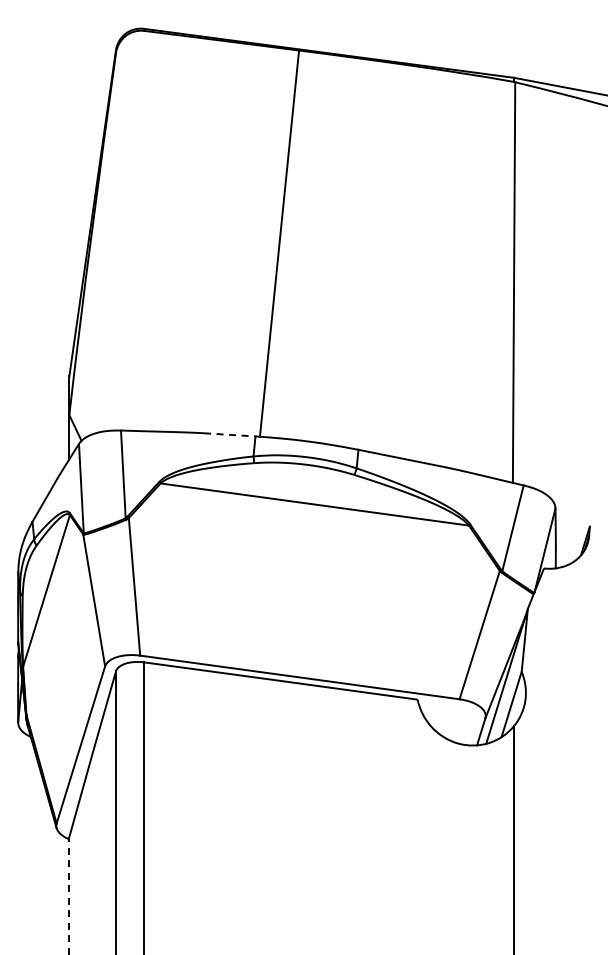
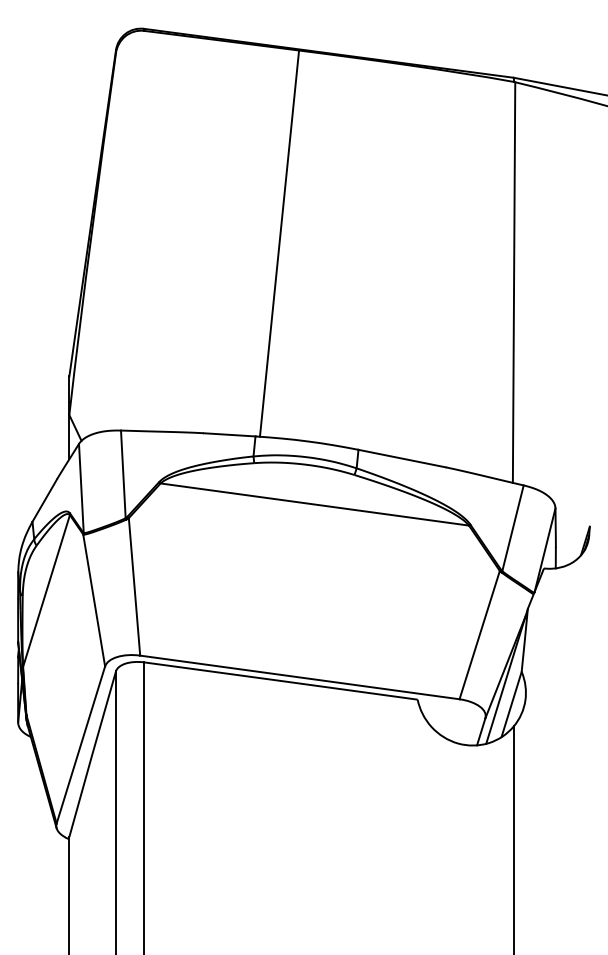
line: dashed -> solid (229, 434)
line: dashed -> solid (69, 895)
